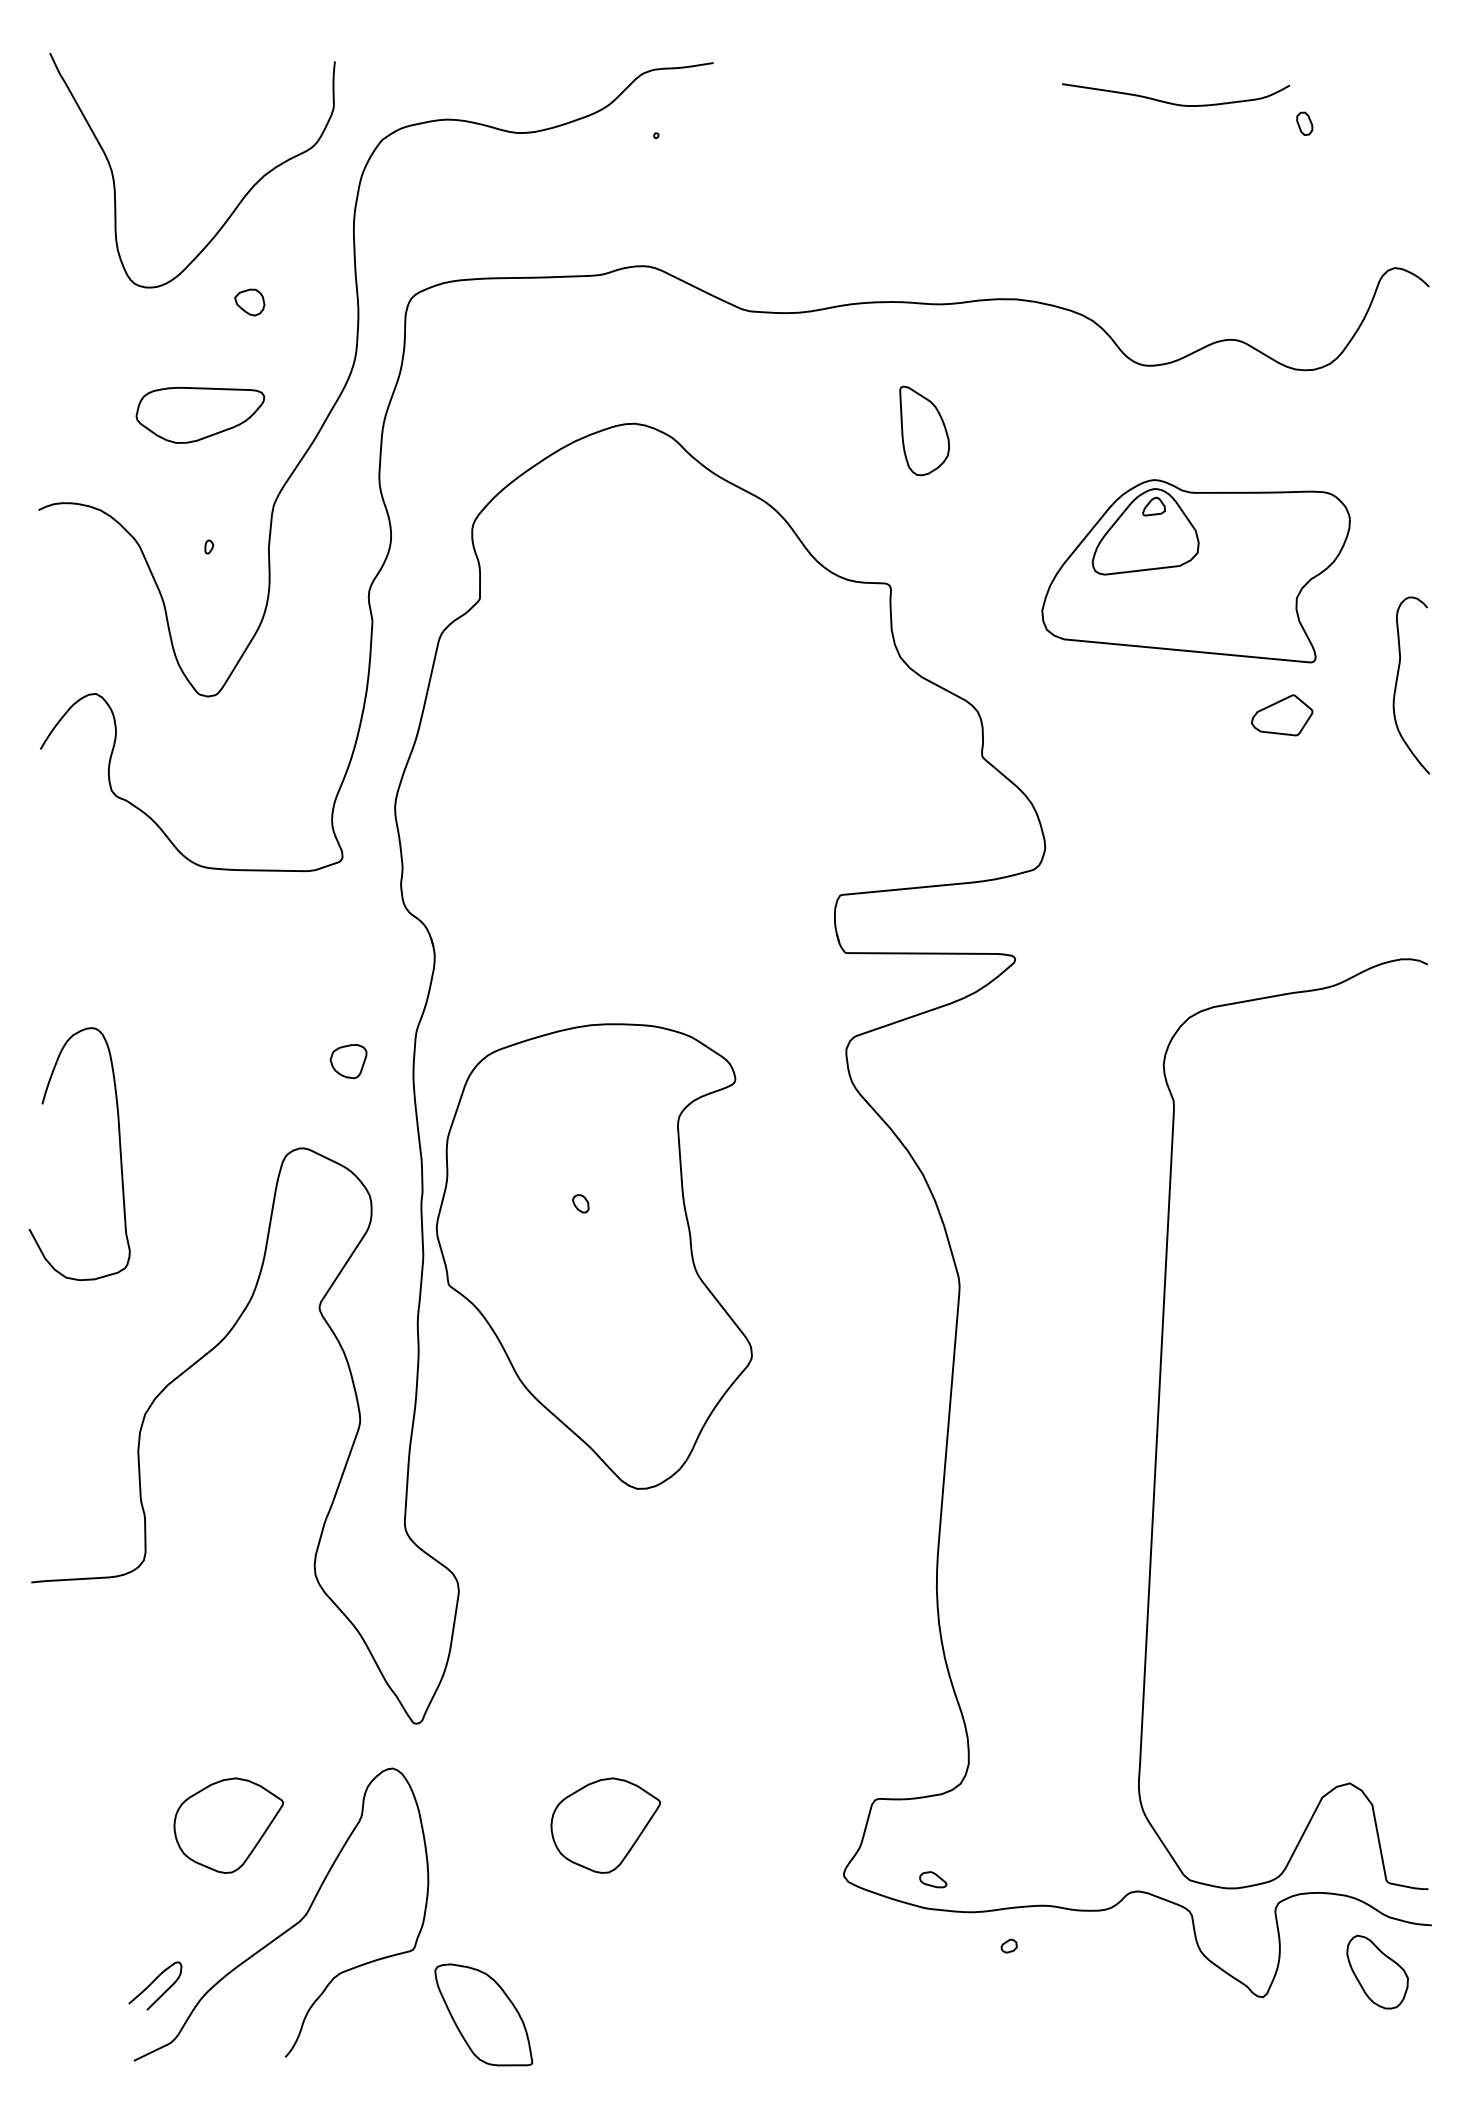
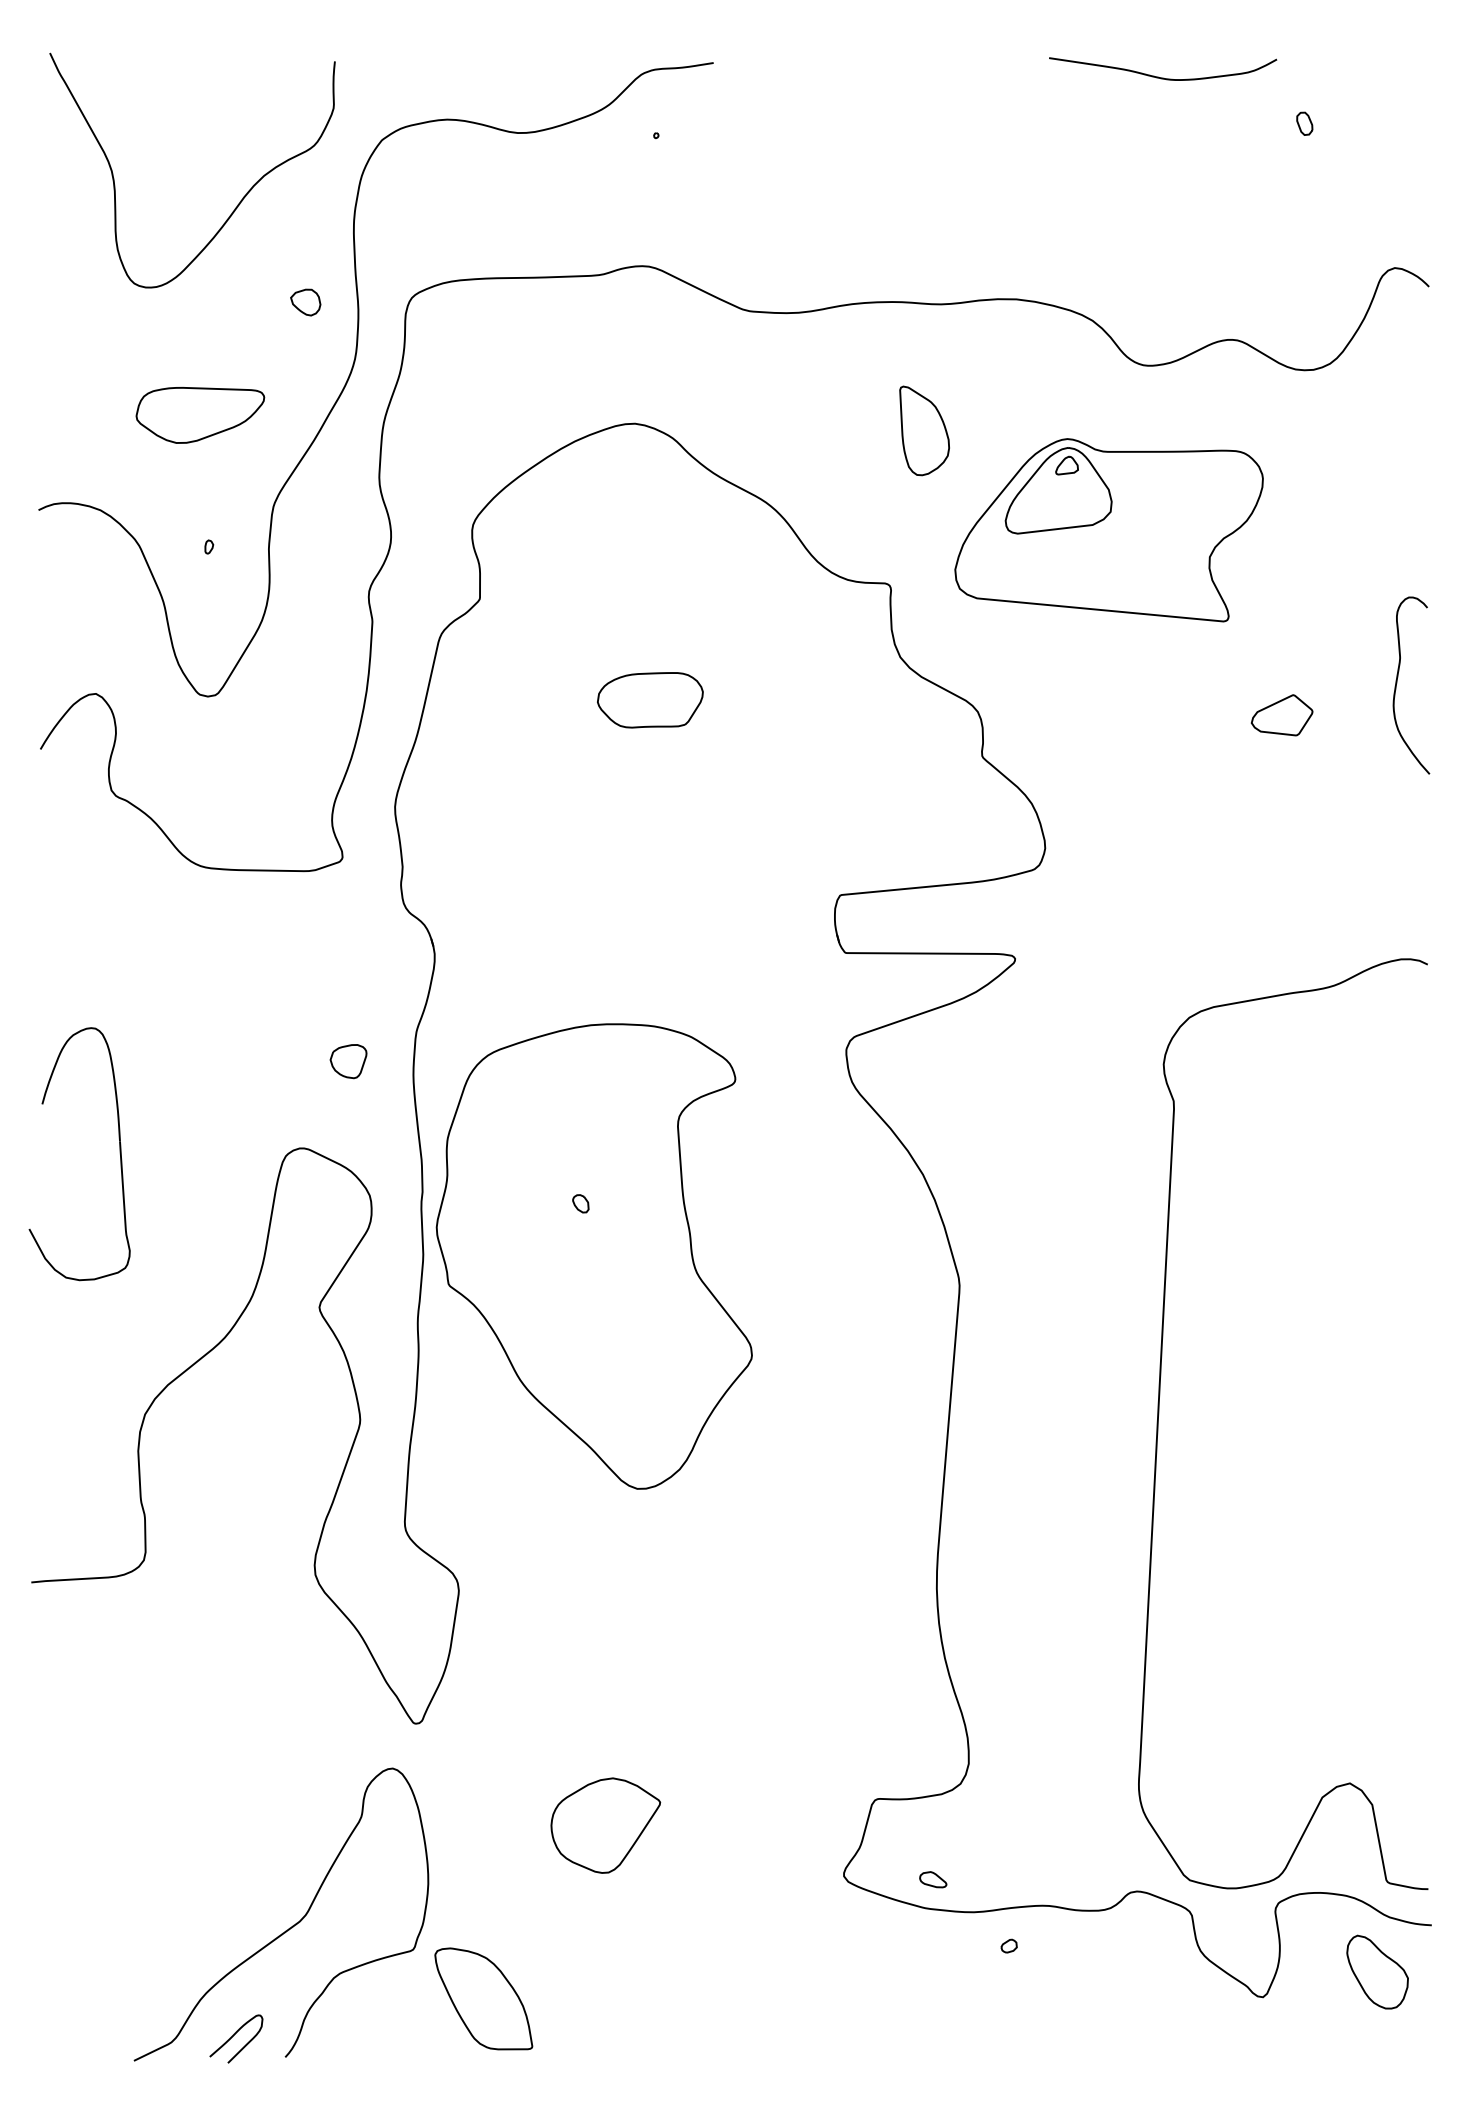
curve position: (1176, 103) -> (1163, 77) (1163, 77)
part position: (249, 302) -> (305, 302) (305, 302)
part position: (1195, 571) -> (1108, 530) (1108, 530)
part: none -> present (650, 700)
part: present -> none (228, 1825)
curve position: (153, 1982) -> (234, 2035) (234, 2035)
part position: (483, 2014) -> (483, 1998) (483, 1998)
